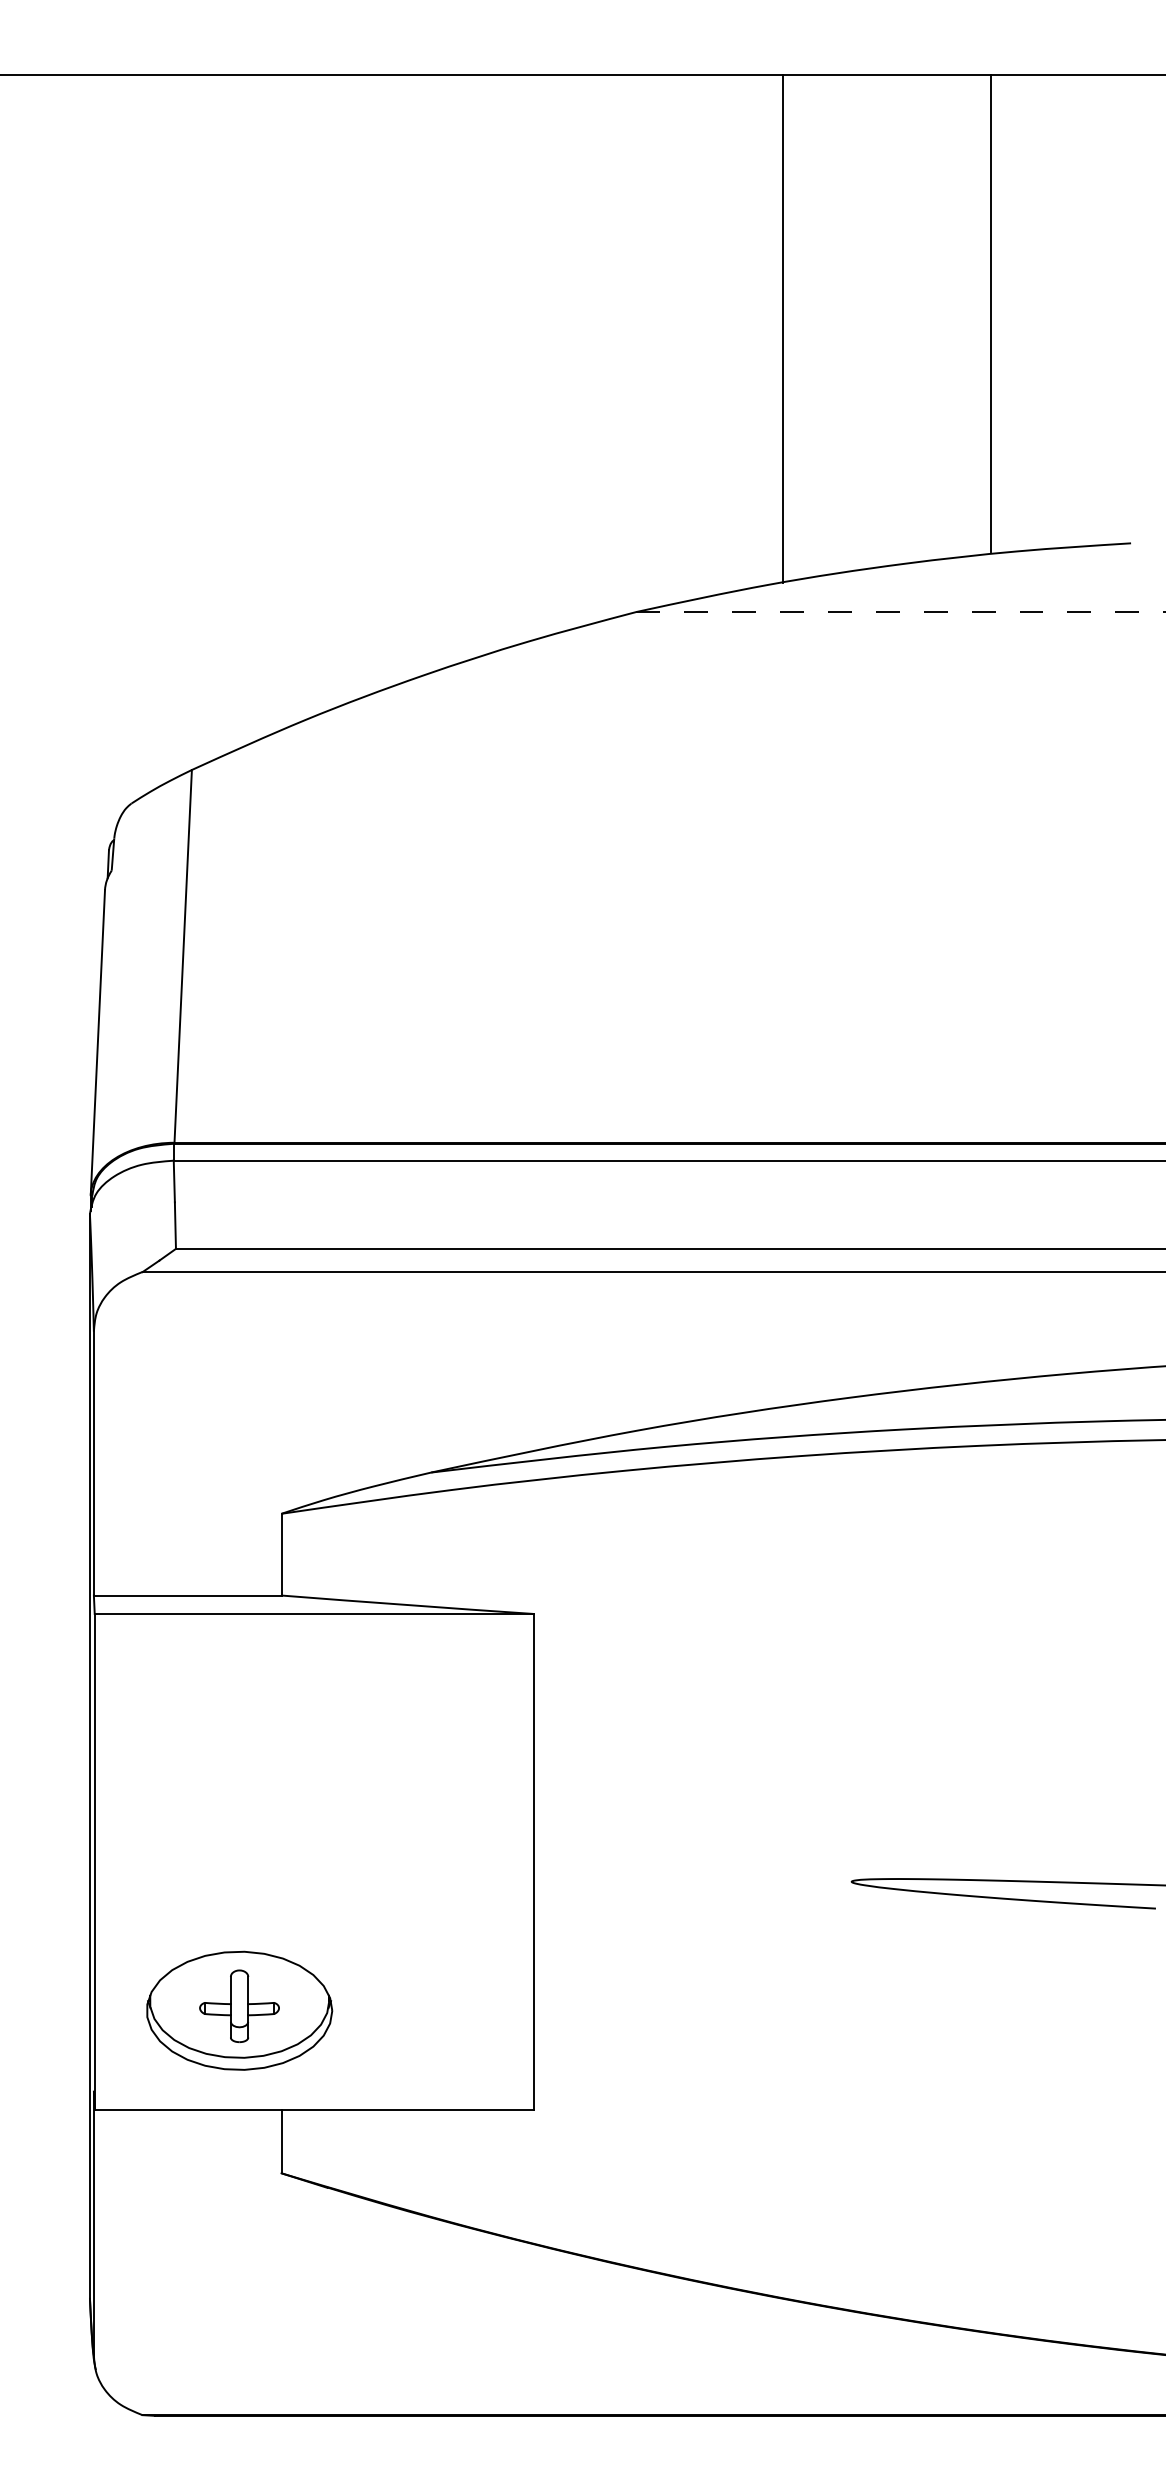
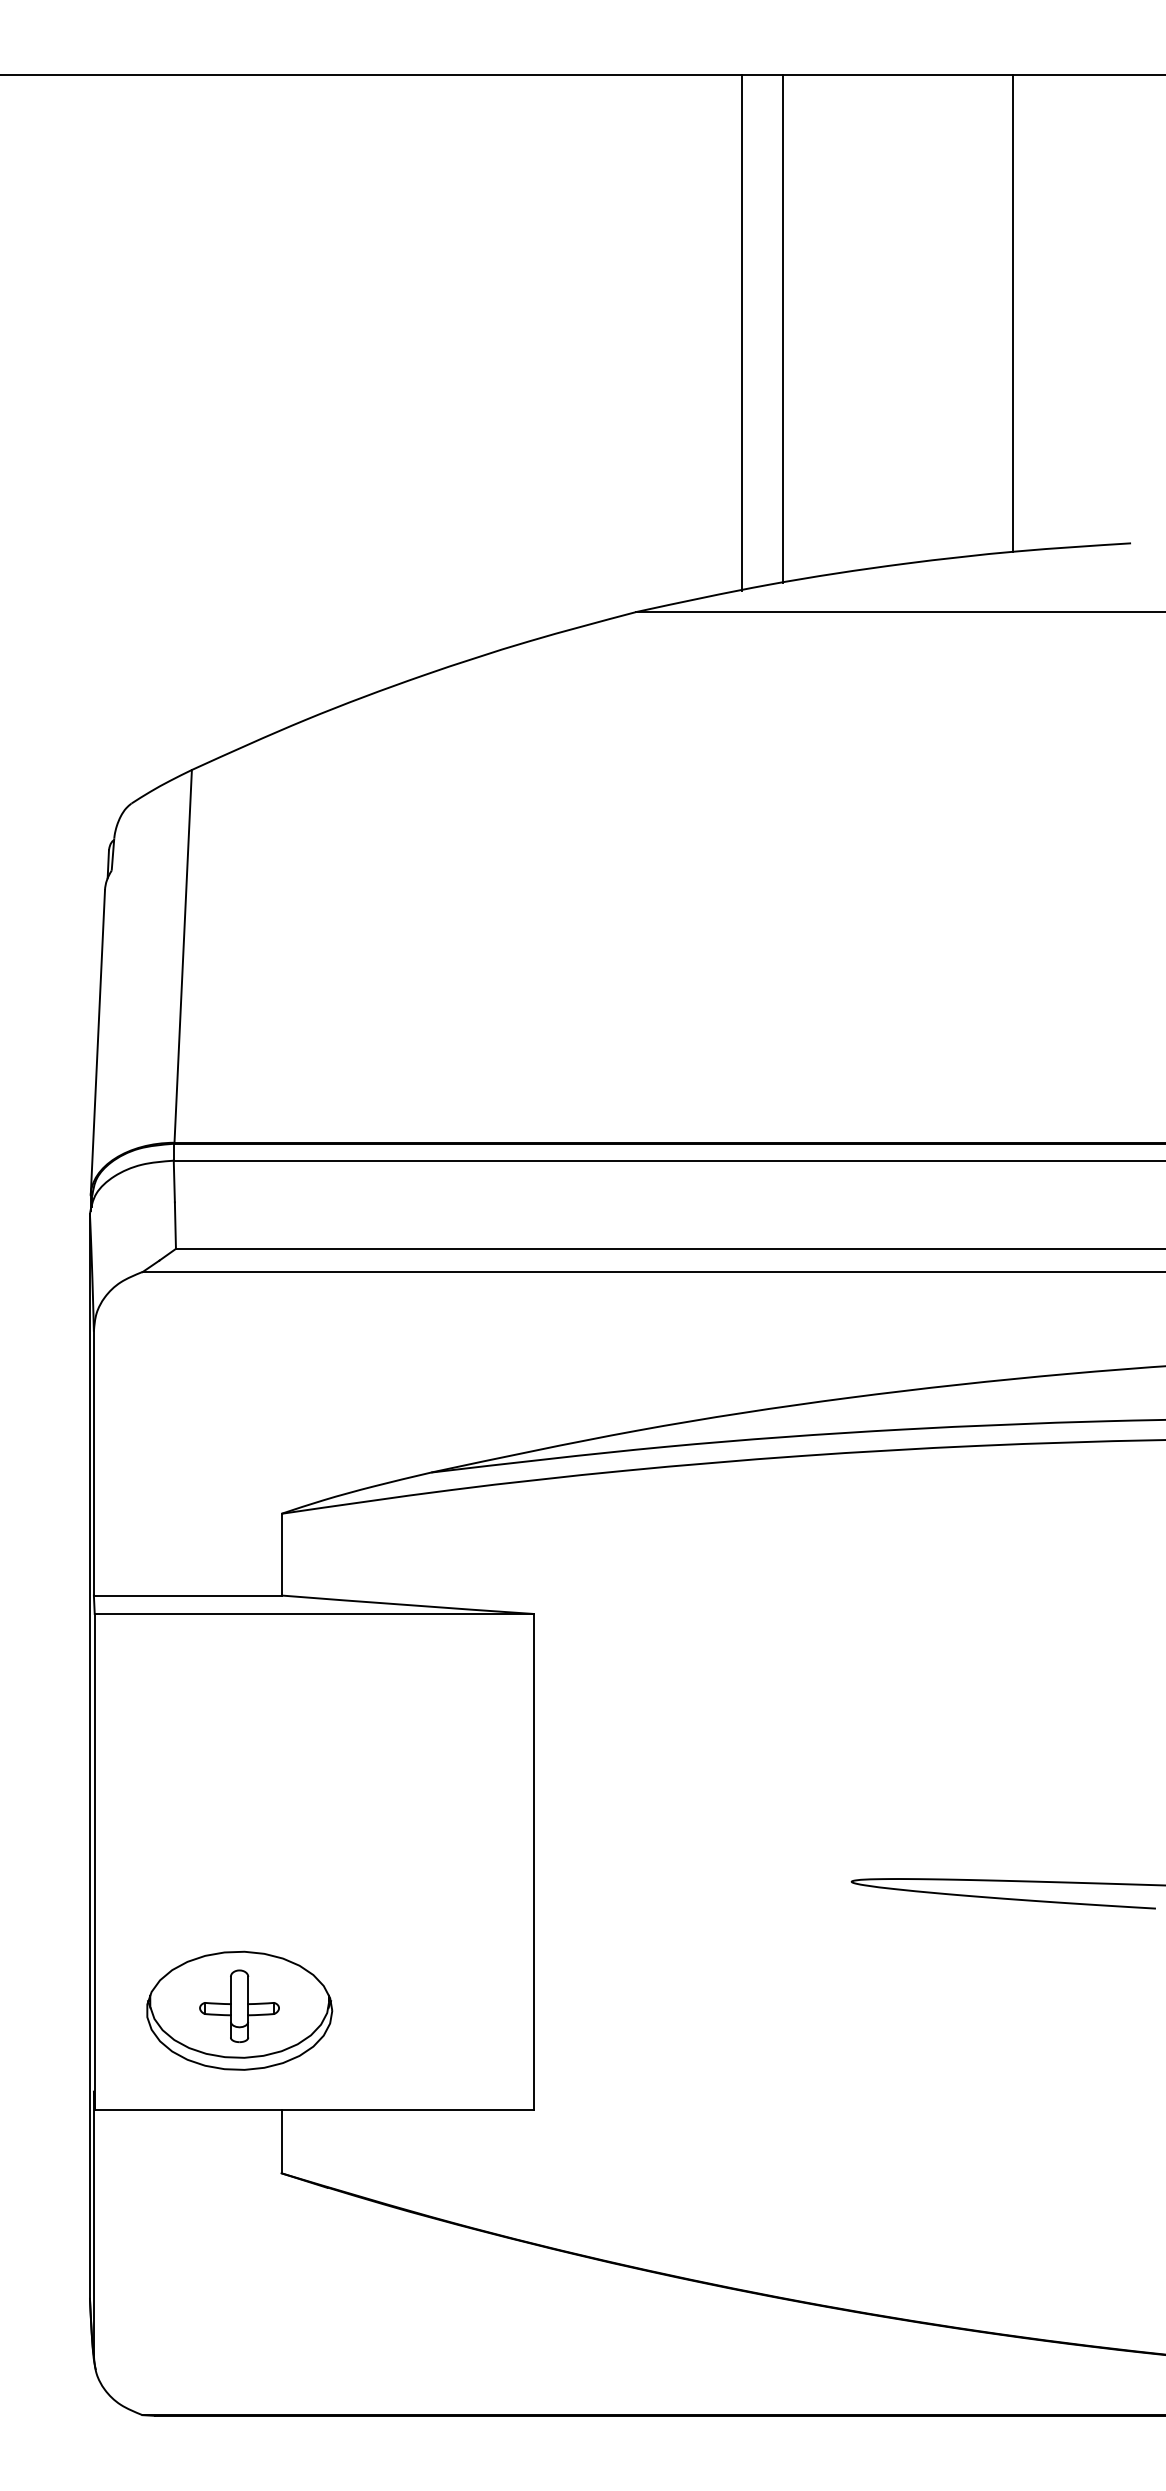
line position: (990, 313) -> (1012, 313) (1012, 313)
line: none -> present (742, 332)
line: dashed -> solid (901, 612)
